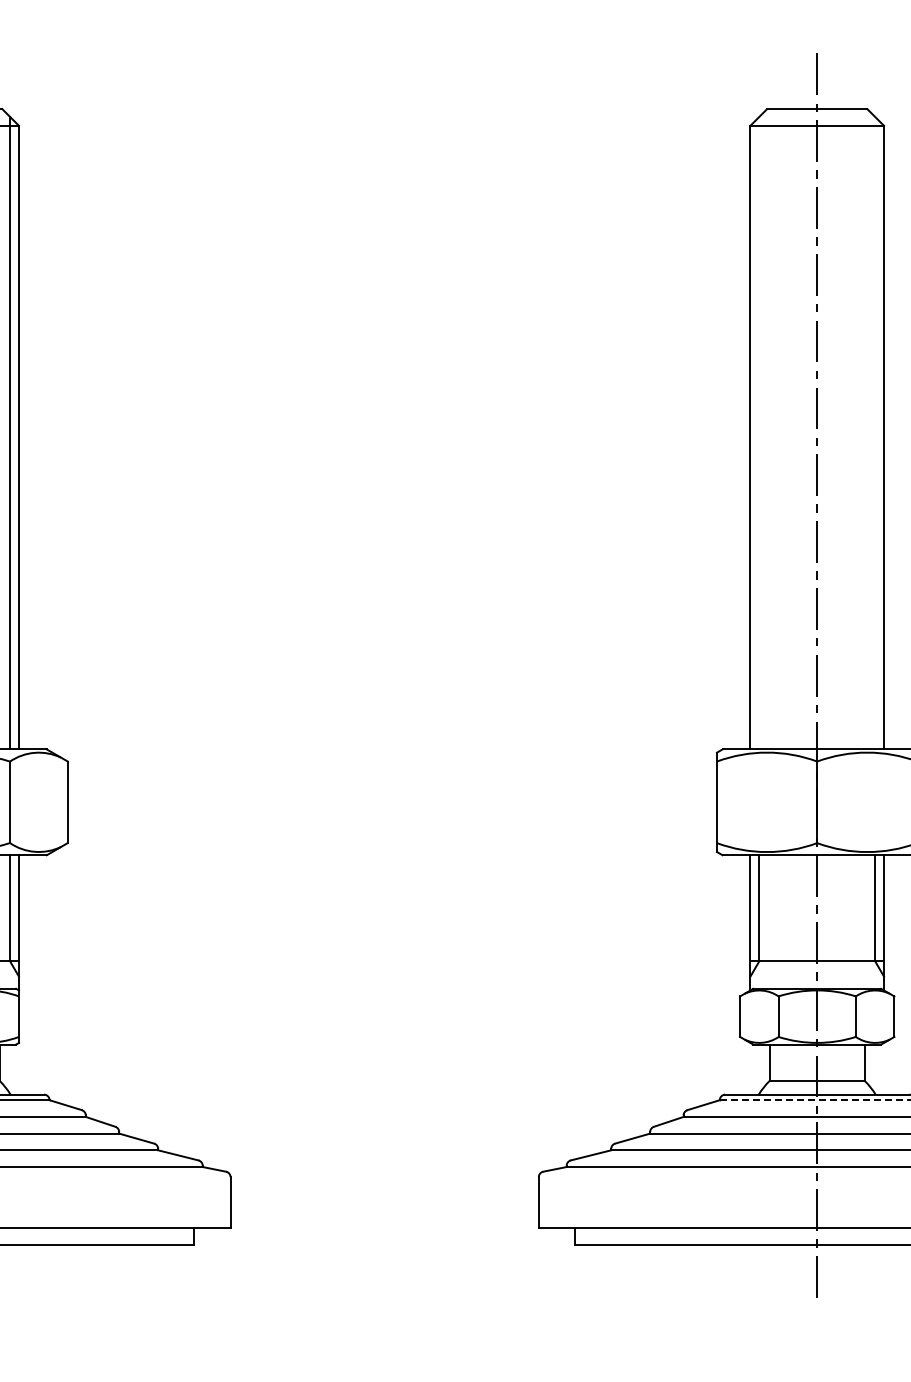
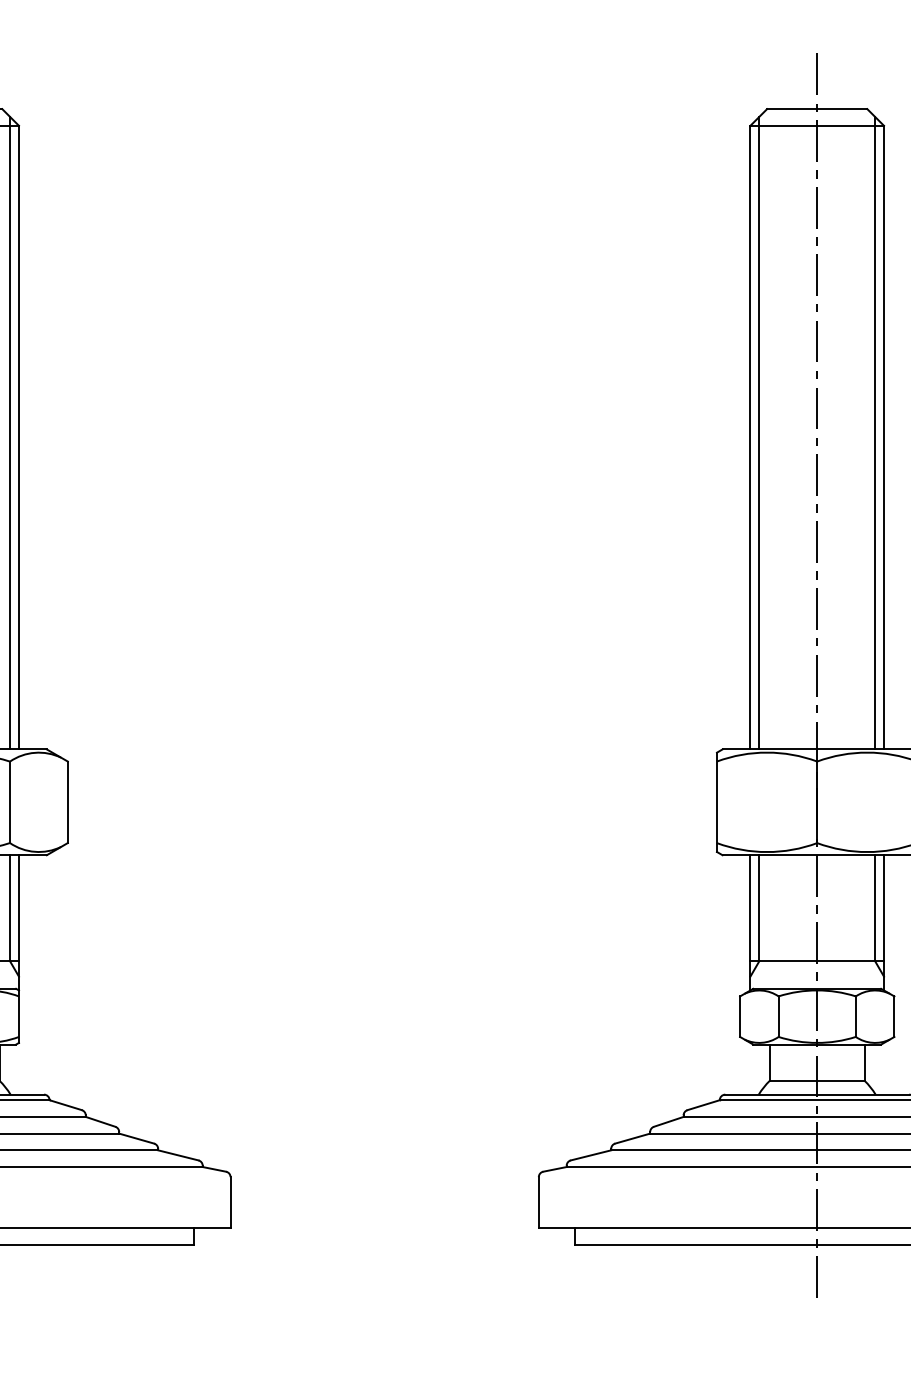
line: none -> present (759, 432)
line: none -> present (875, 432)
line: dashed -> solid (815, 1100)
